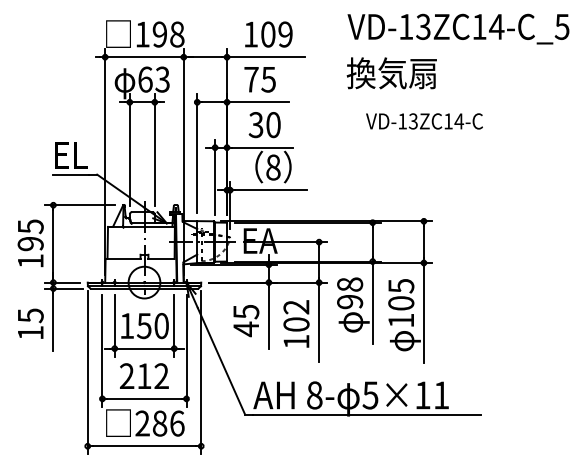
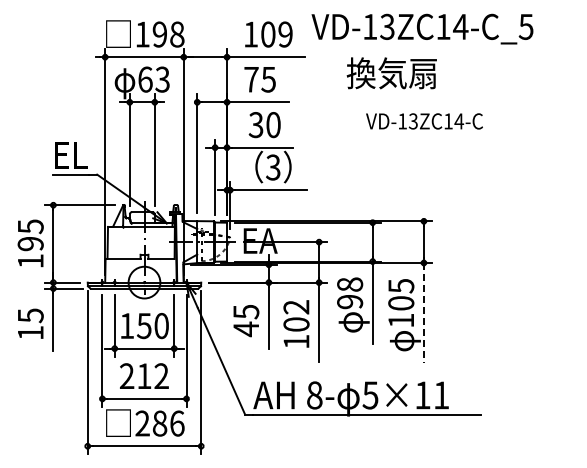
text position: (458, 28) -> (422, 28) (422, 28)
text: 8 -> 3 (273, 167)
line: solid -> dashed (423, 312)
